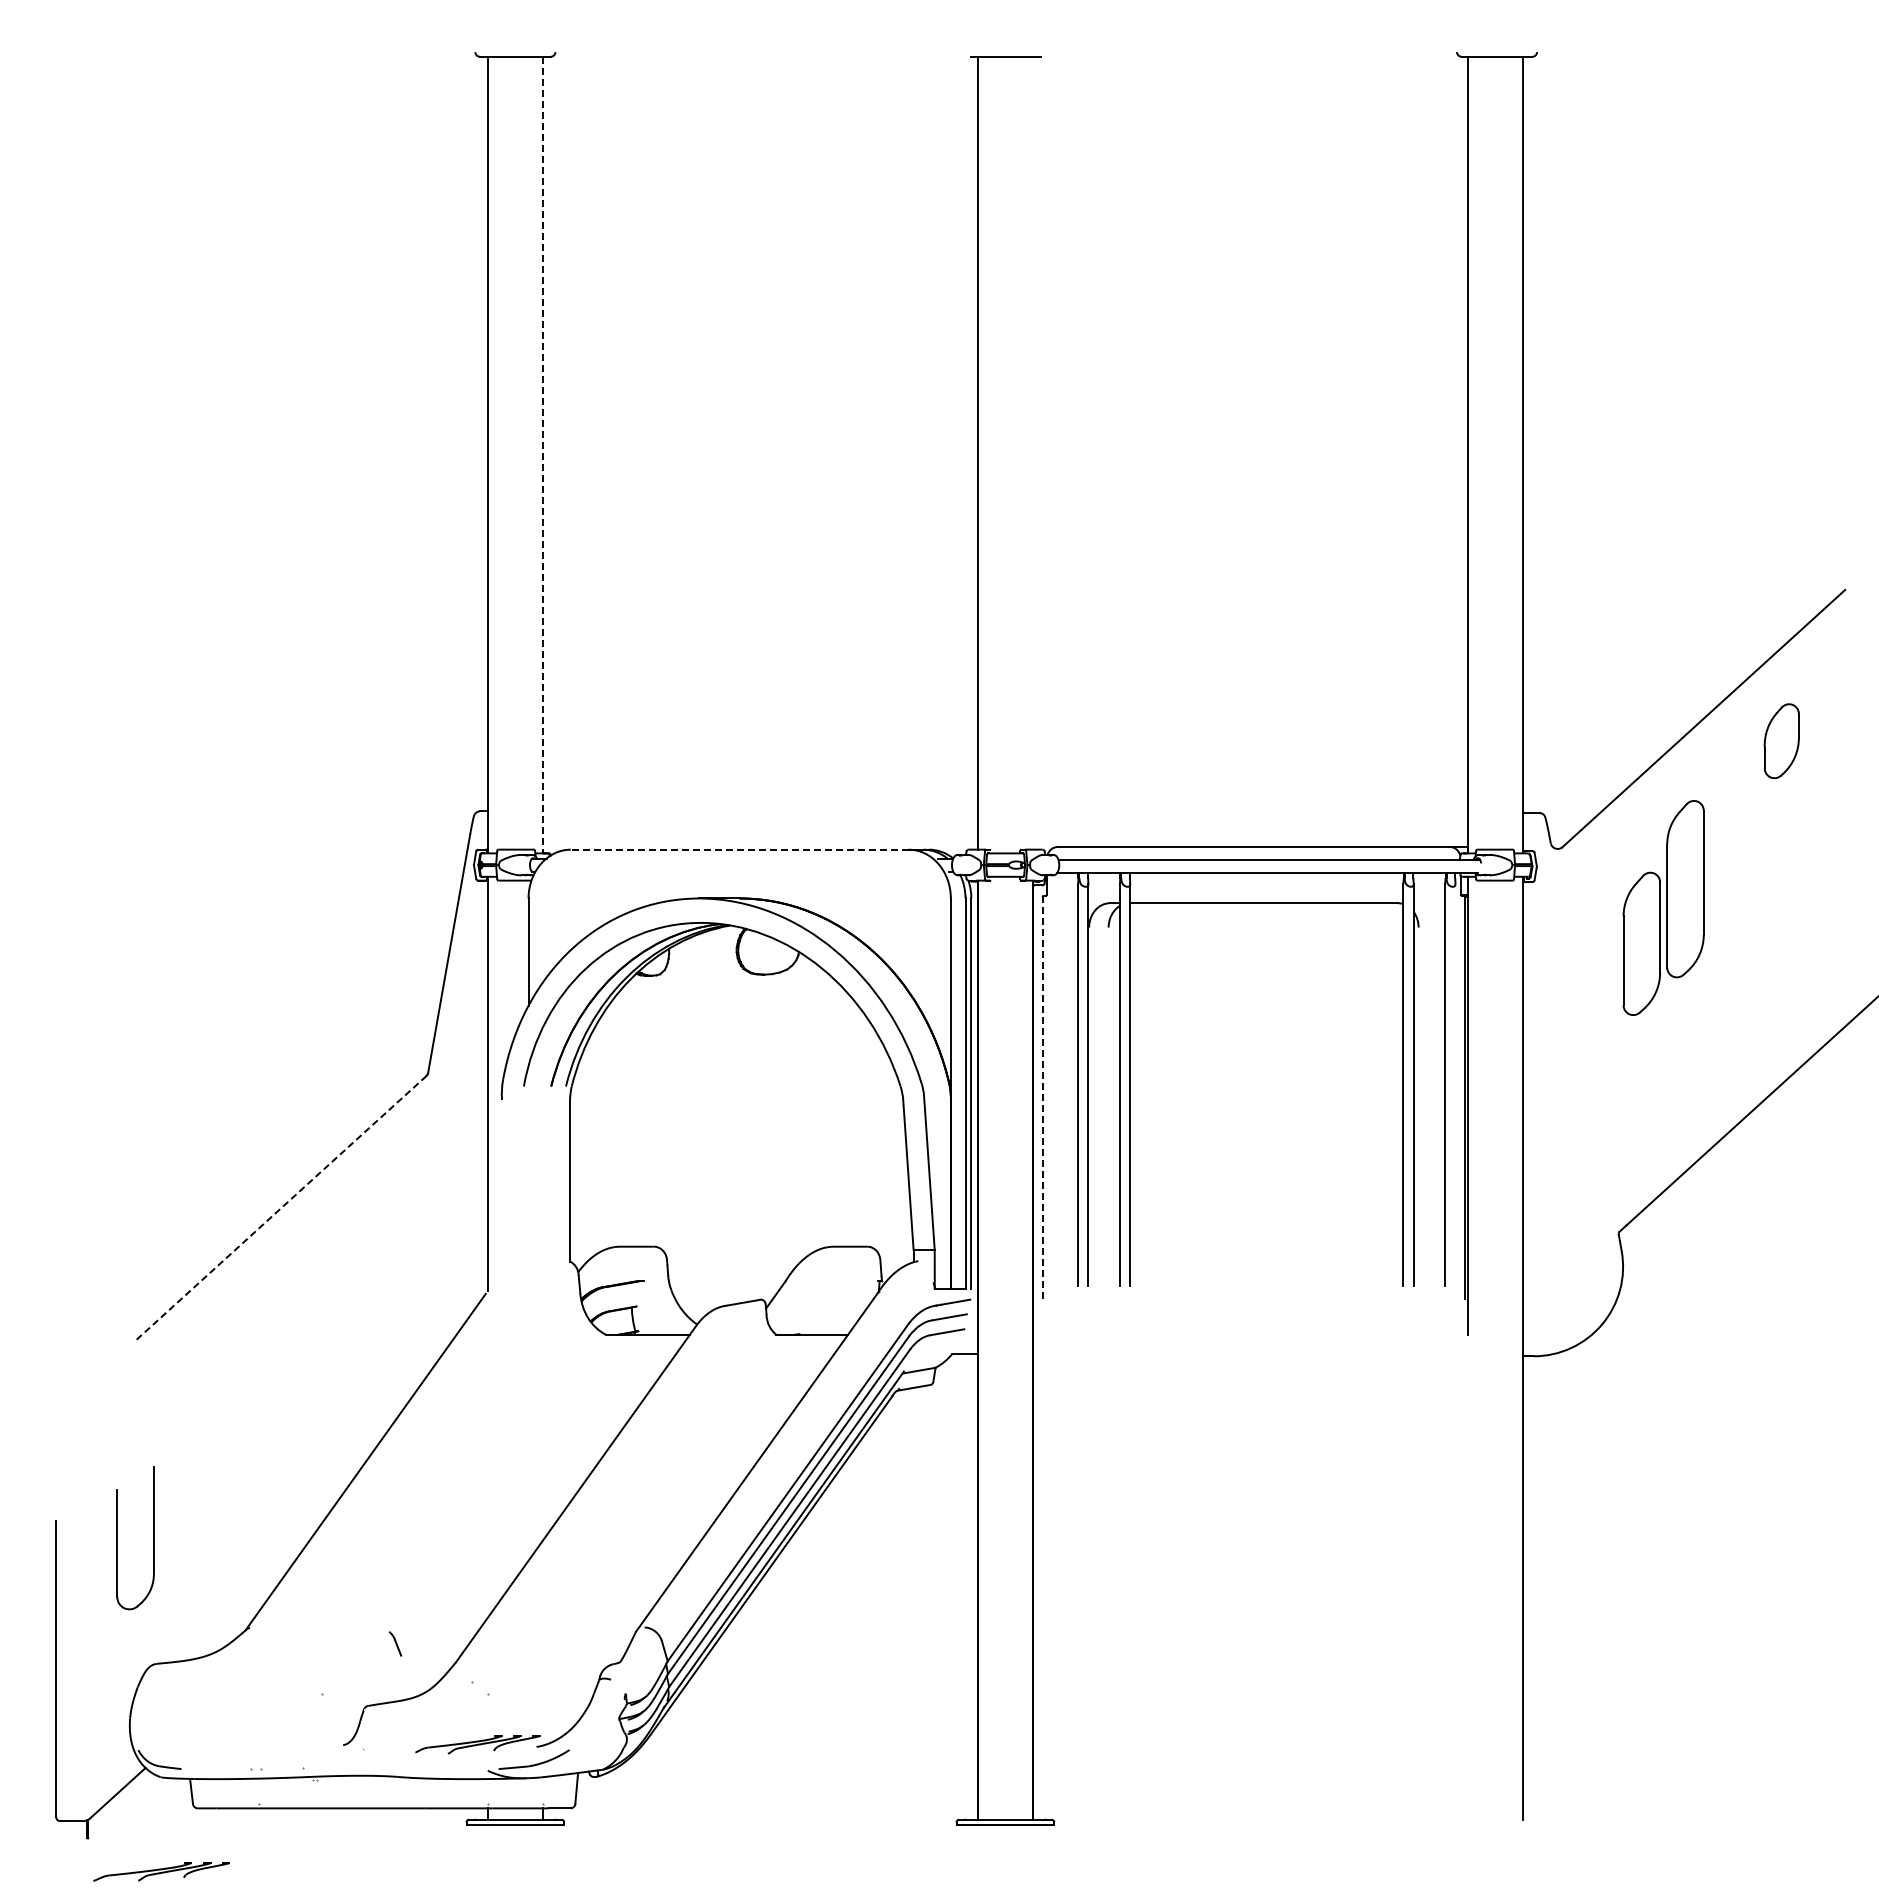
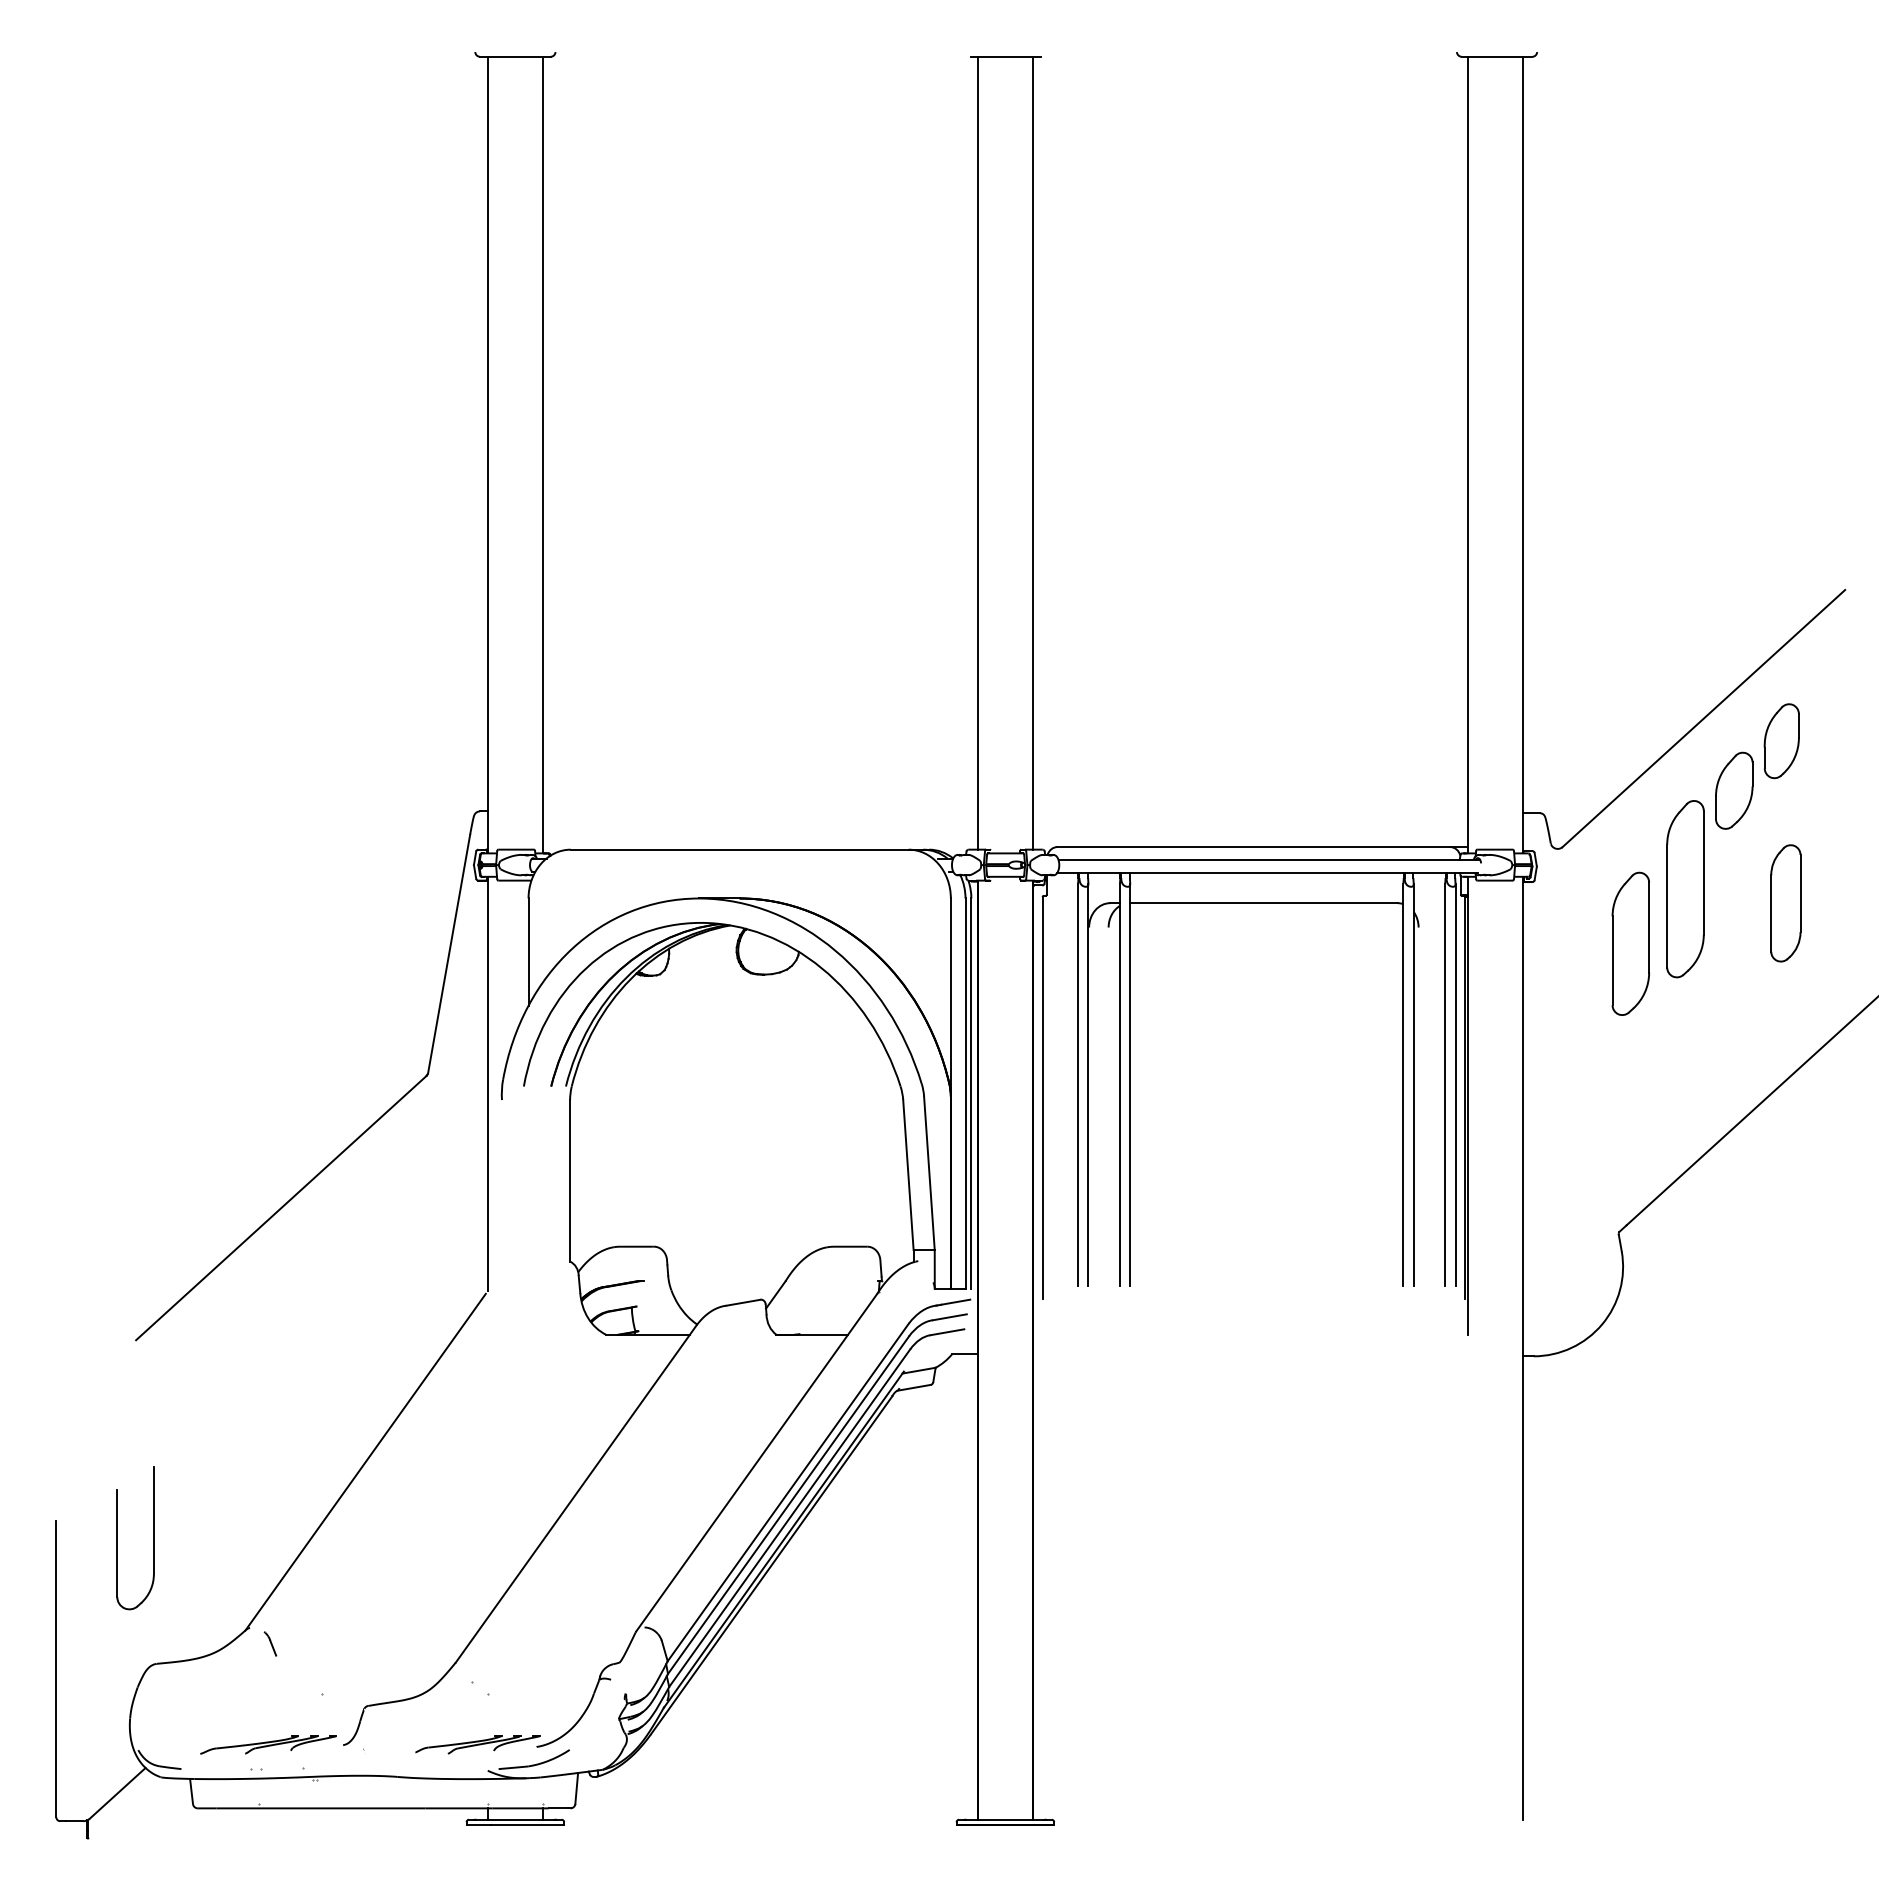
line: none -> present (1033, 452)
line: dashed -> solid (543, 455)
part: none -> present (1734, 790)
line: dashed -> solid (739, 849)
part: none -> present (1785, 903)
part position: (1641, 943) -> (1630, 943) (1630, 943)
line: none -> present (1455, 1084)
line: dashed -> solid (1042, 1097)
line: dashed -> solid (280, 1208)
part position: (395, 1643) -> (270, 1643) (270, 1643)
part position: (161, 1871) -> (268, 1744) (268, 1744)
